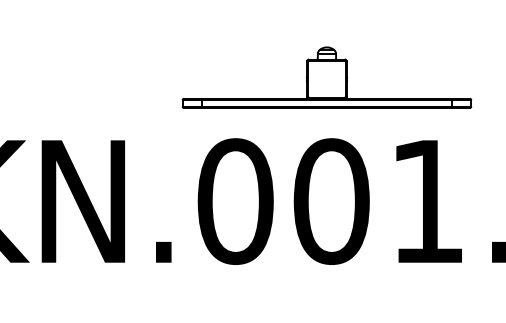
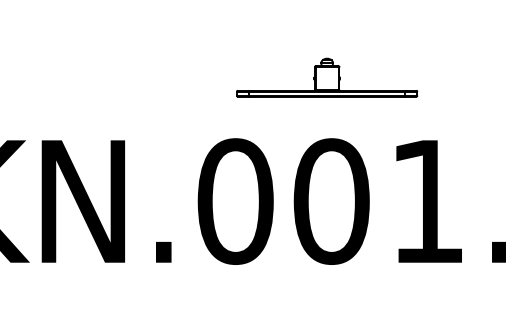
part size: 292x63 px -> 183x41 px (327, 77)
